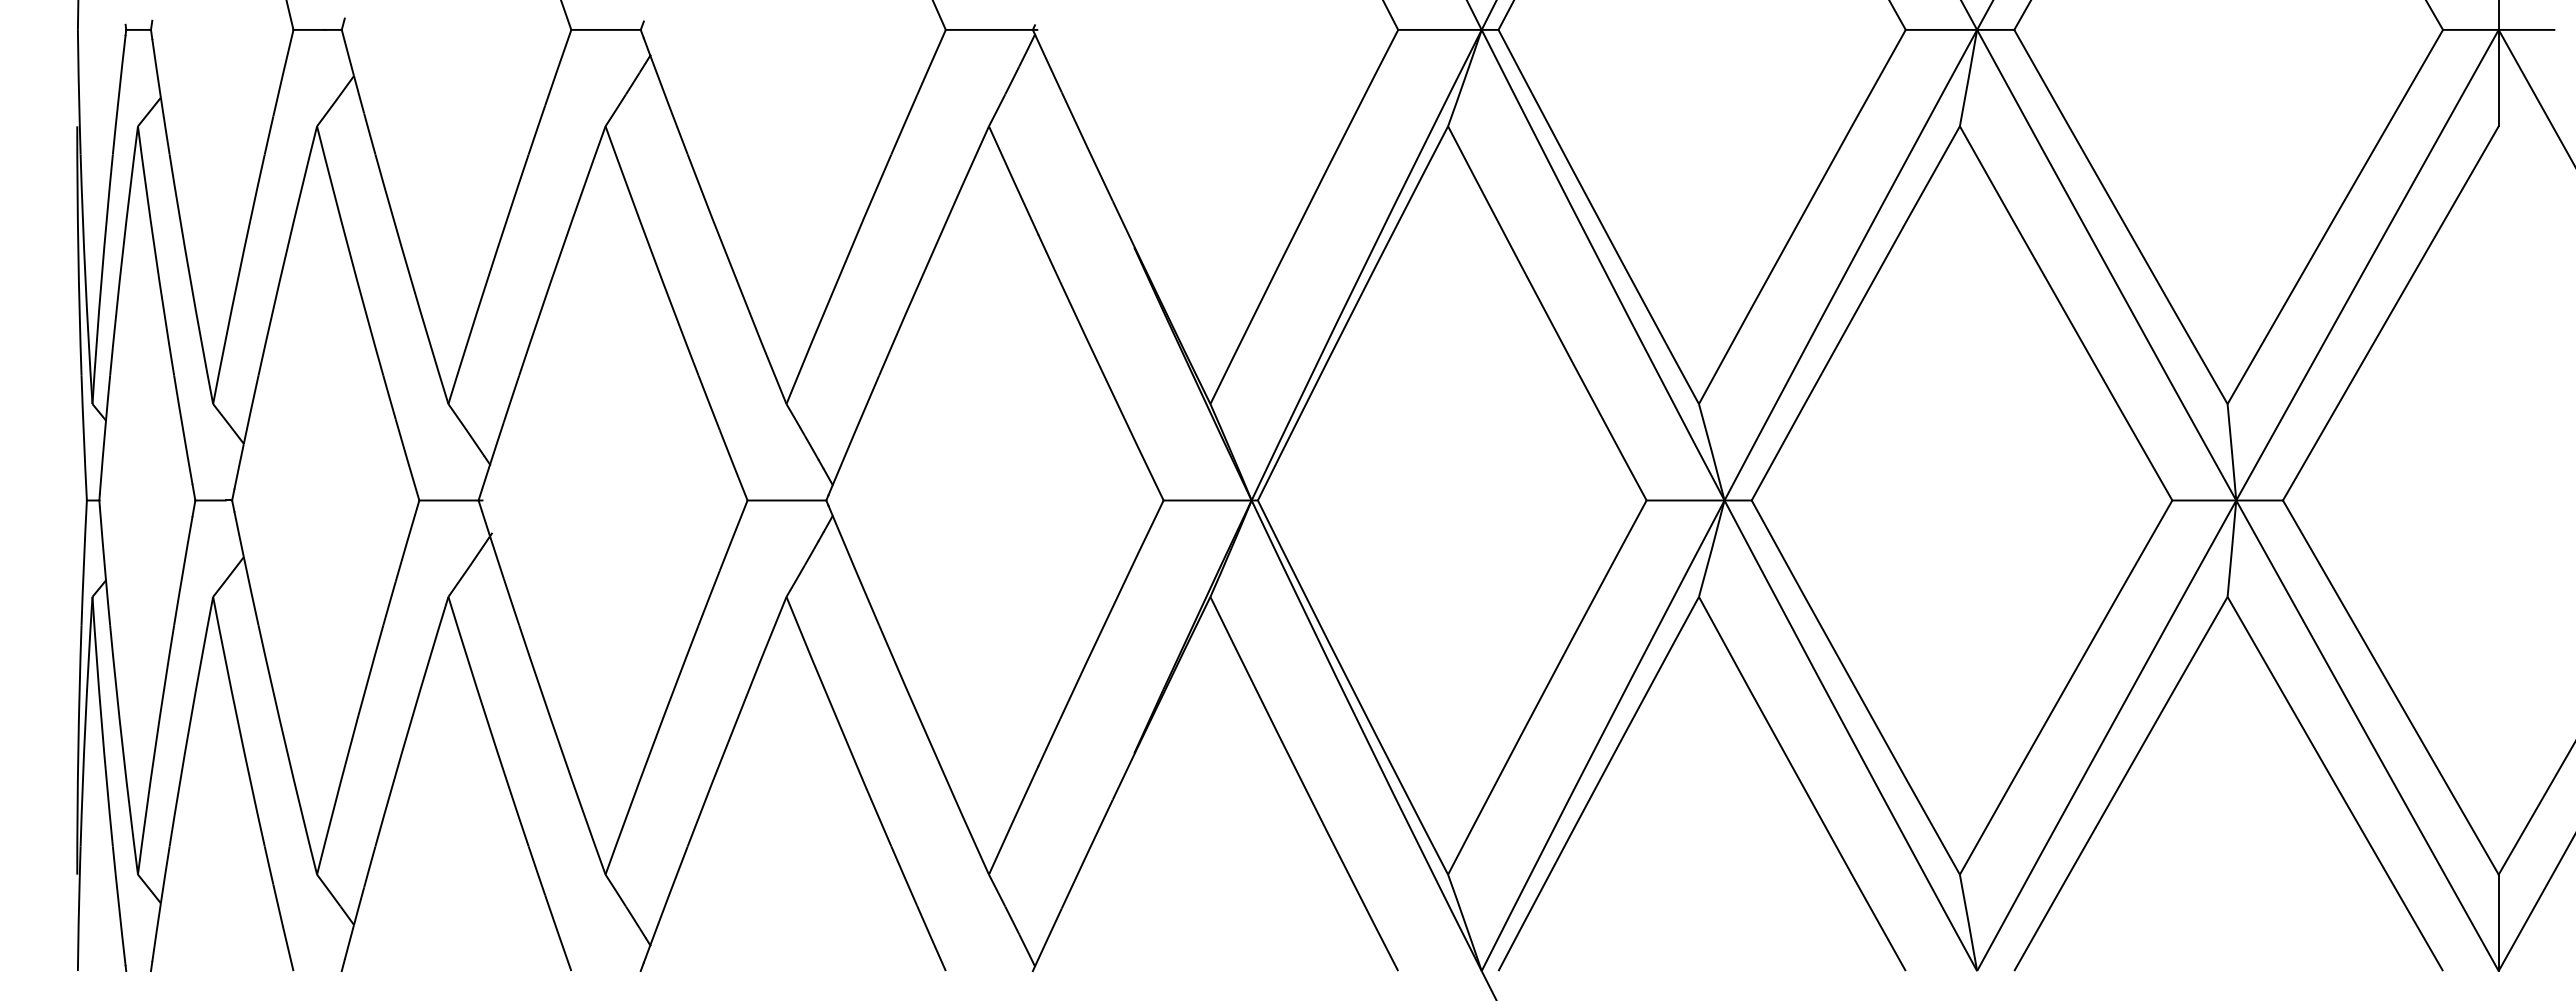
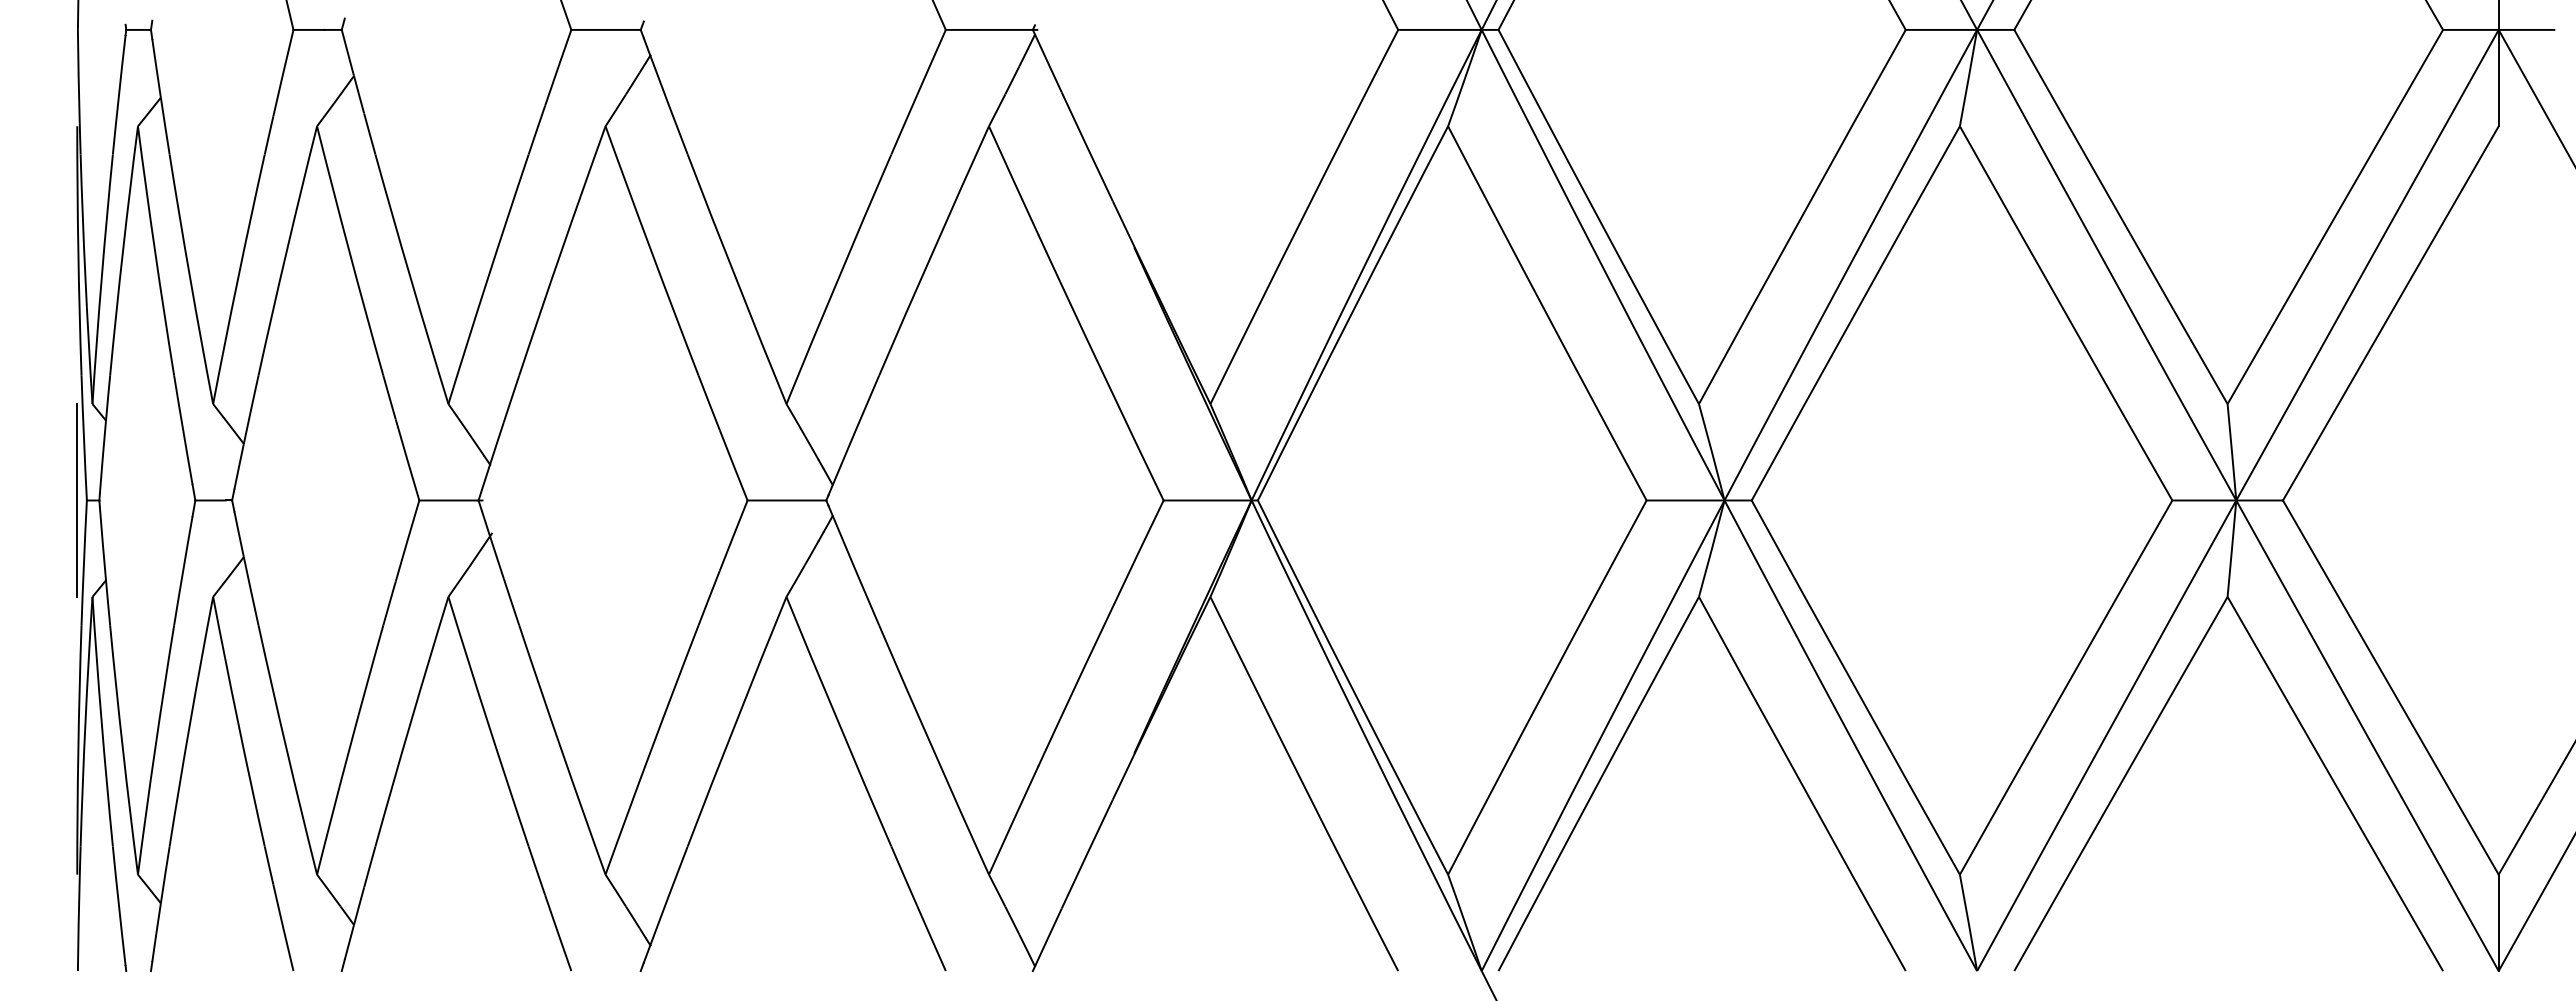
line: none -> present (77, 500)
